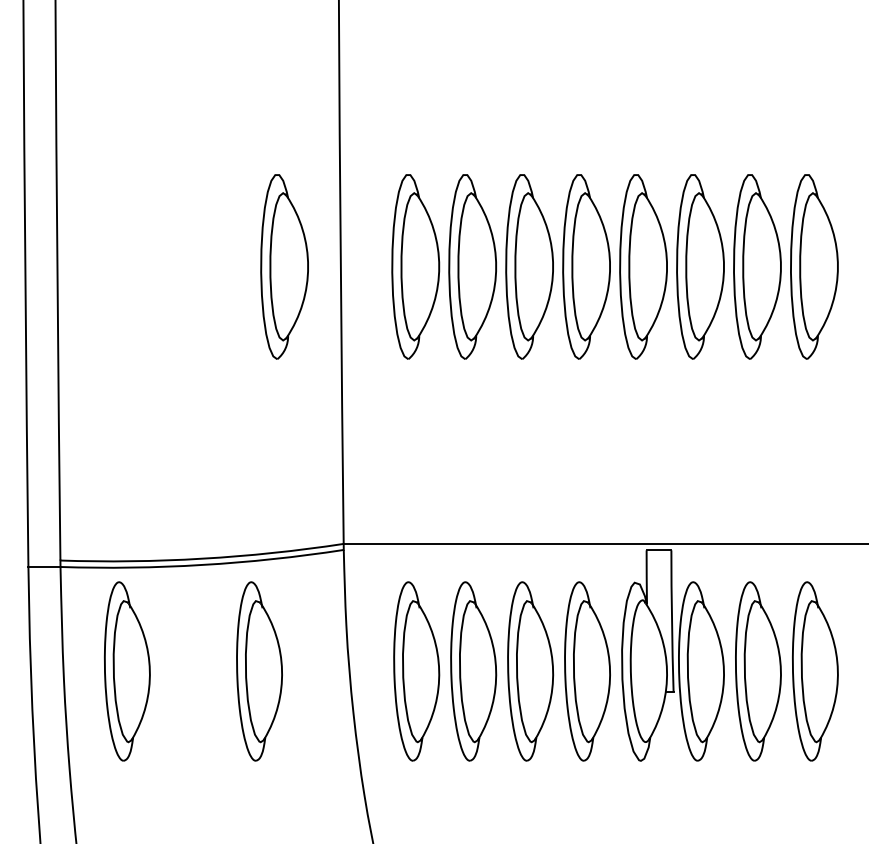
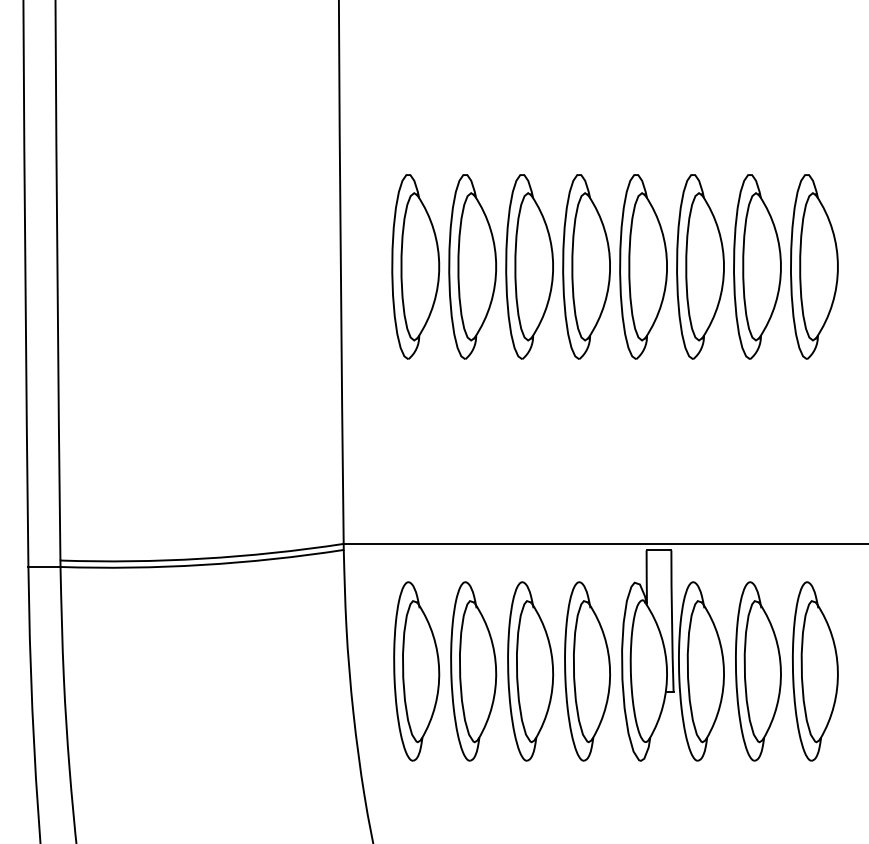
part: present -> none (284, 266)
part: present -> none (127, 671)
part: present -> none (259, 671)
